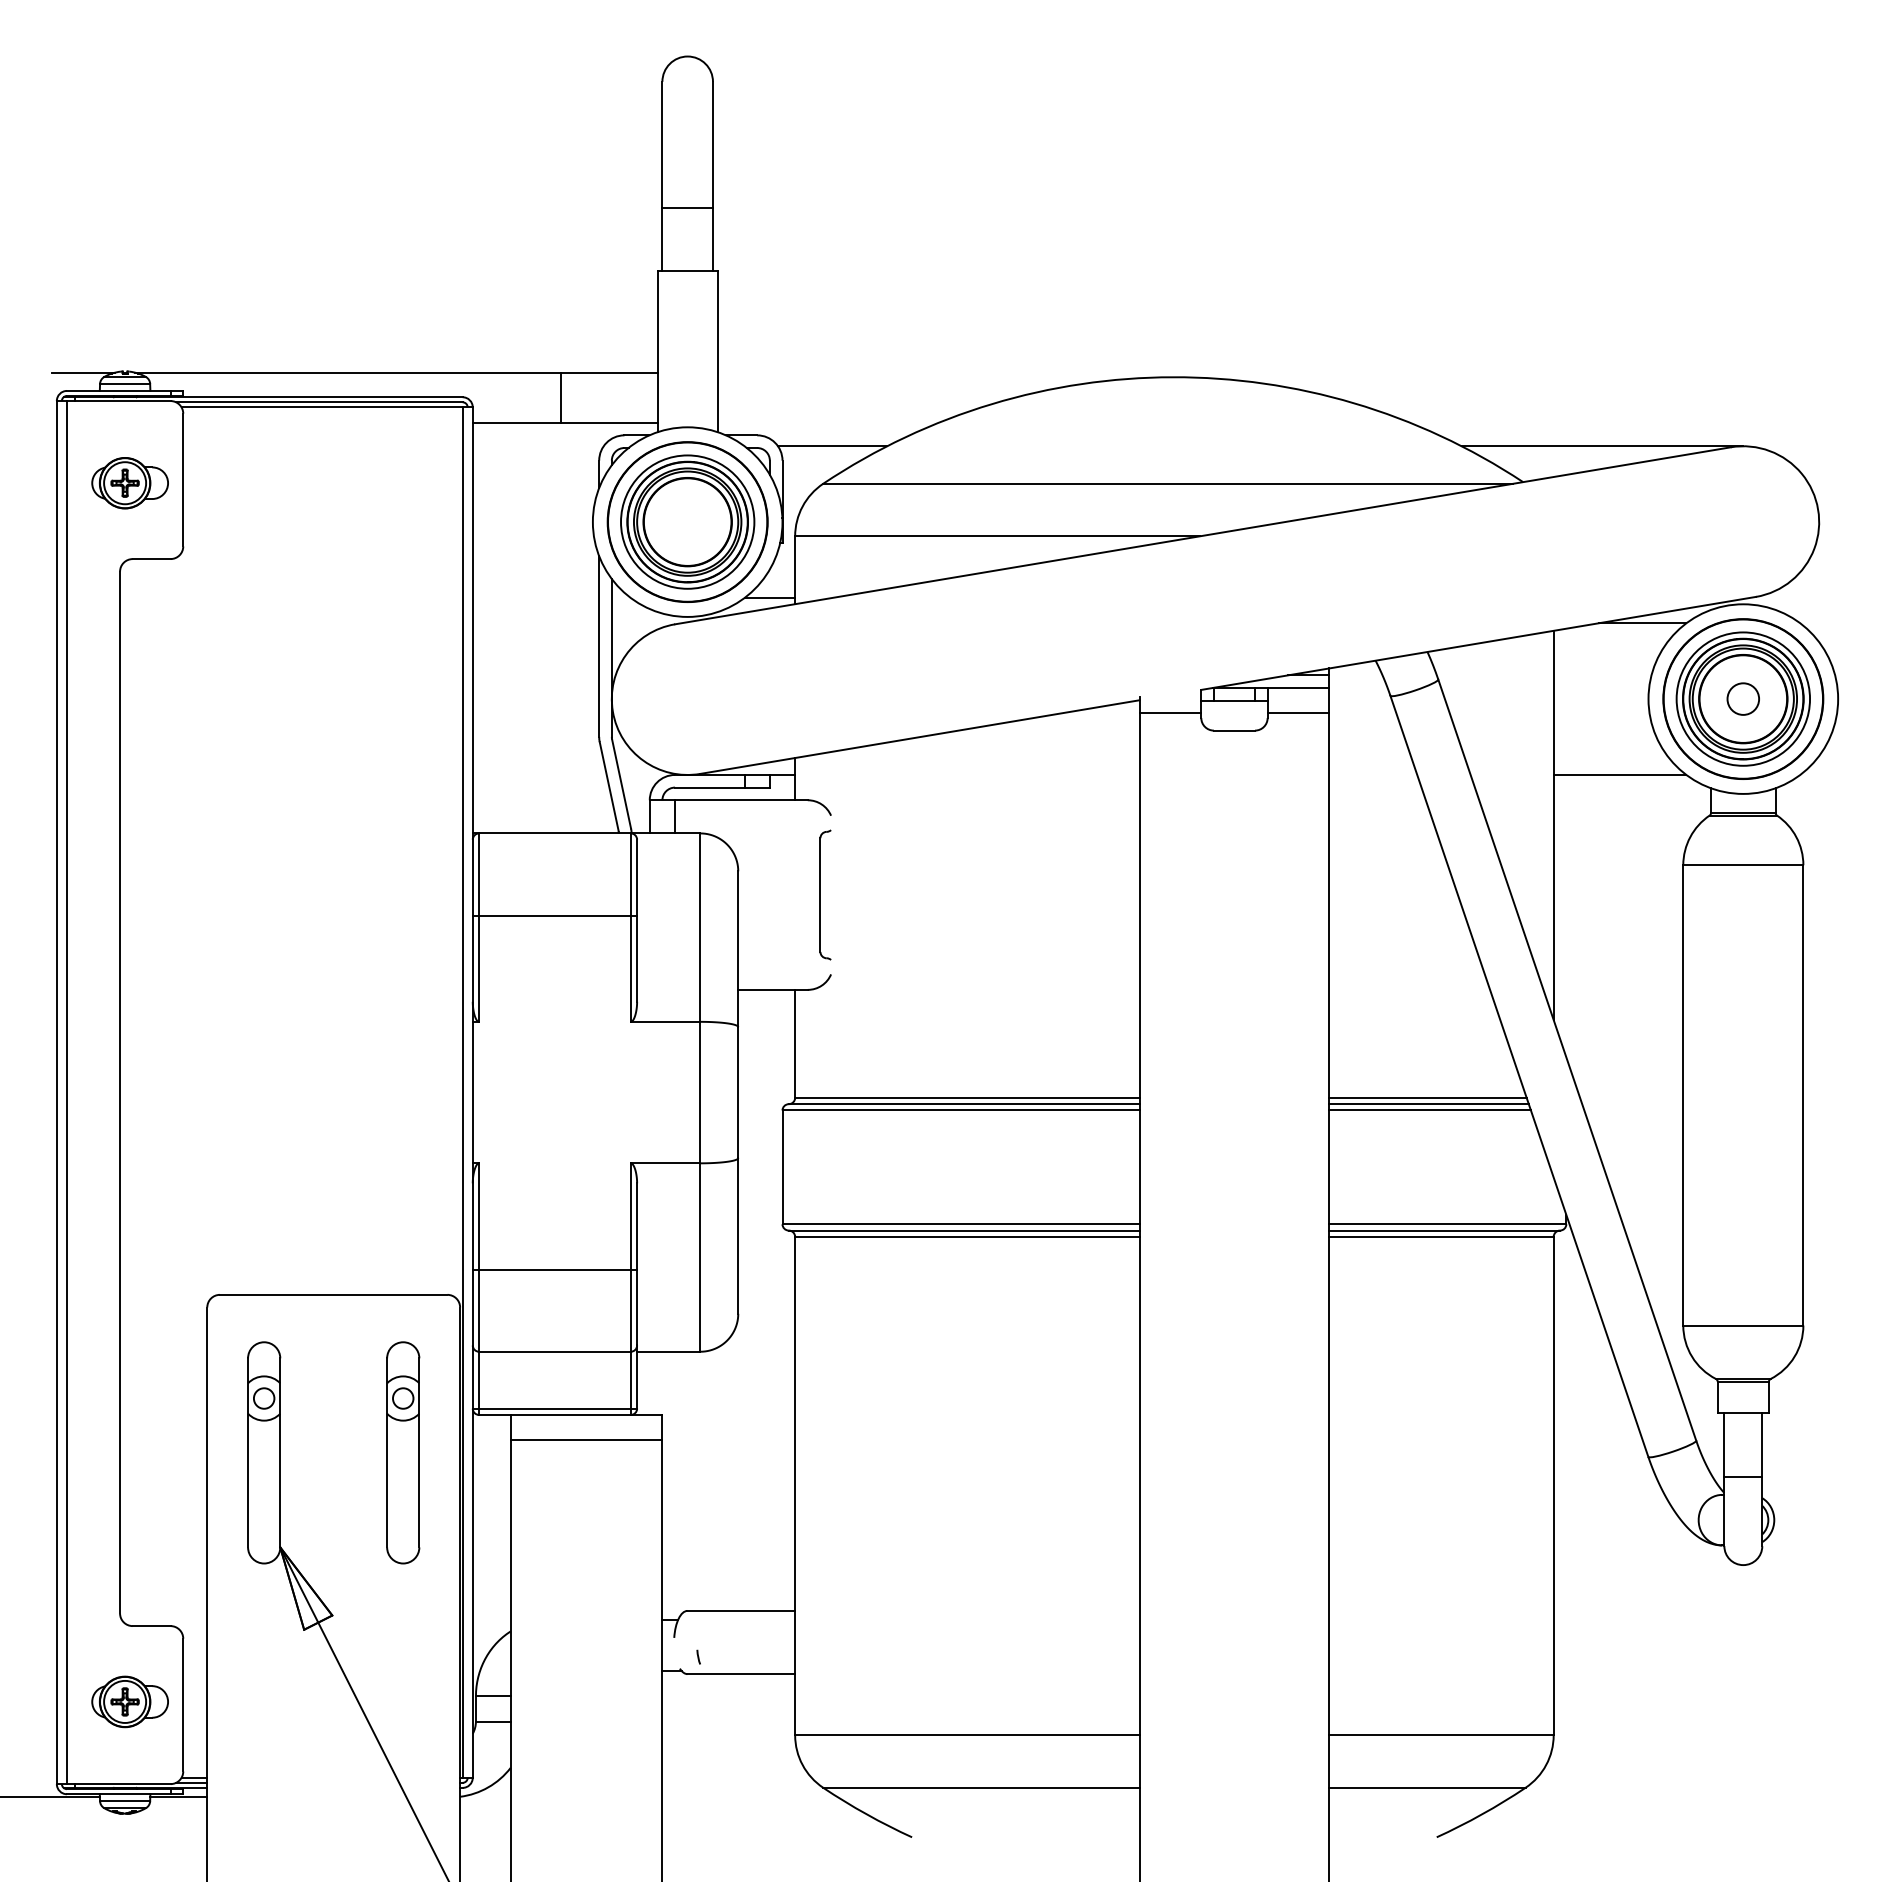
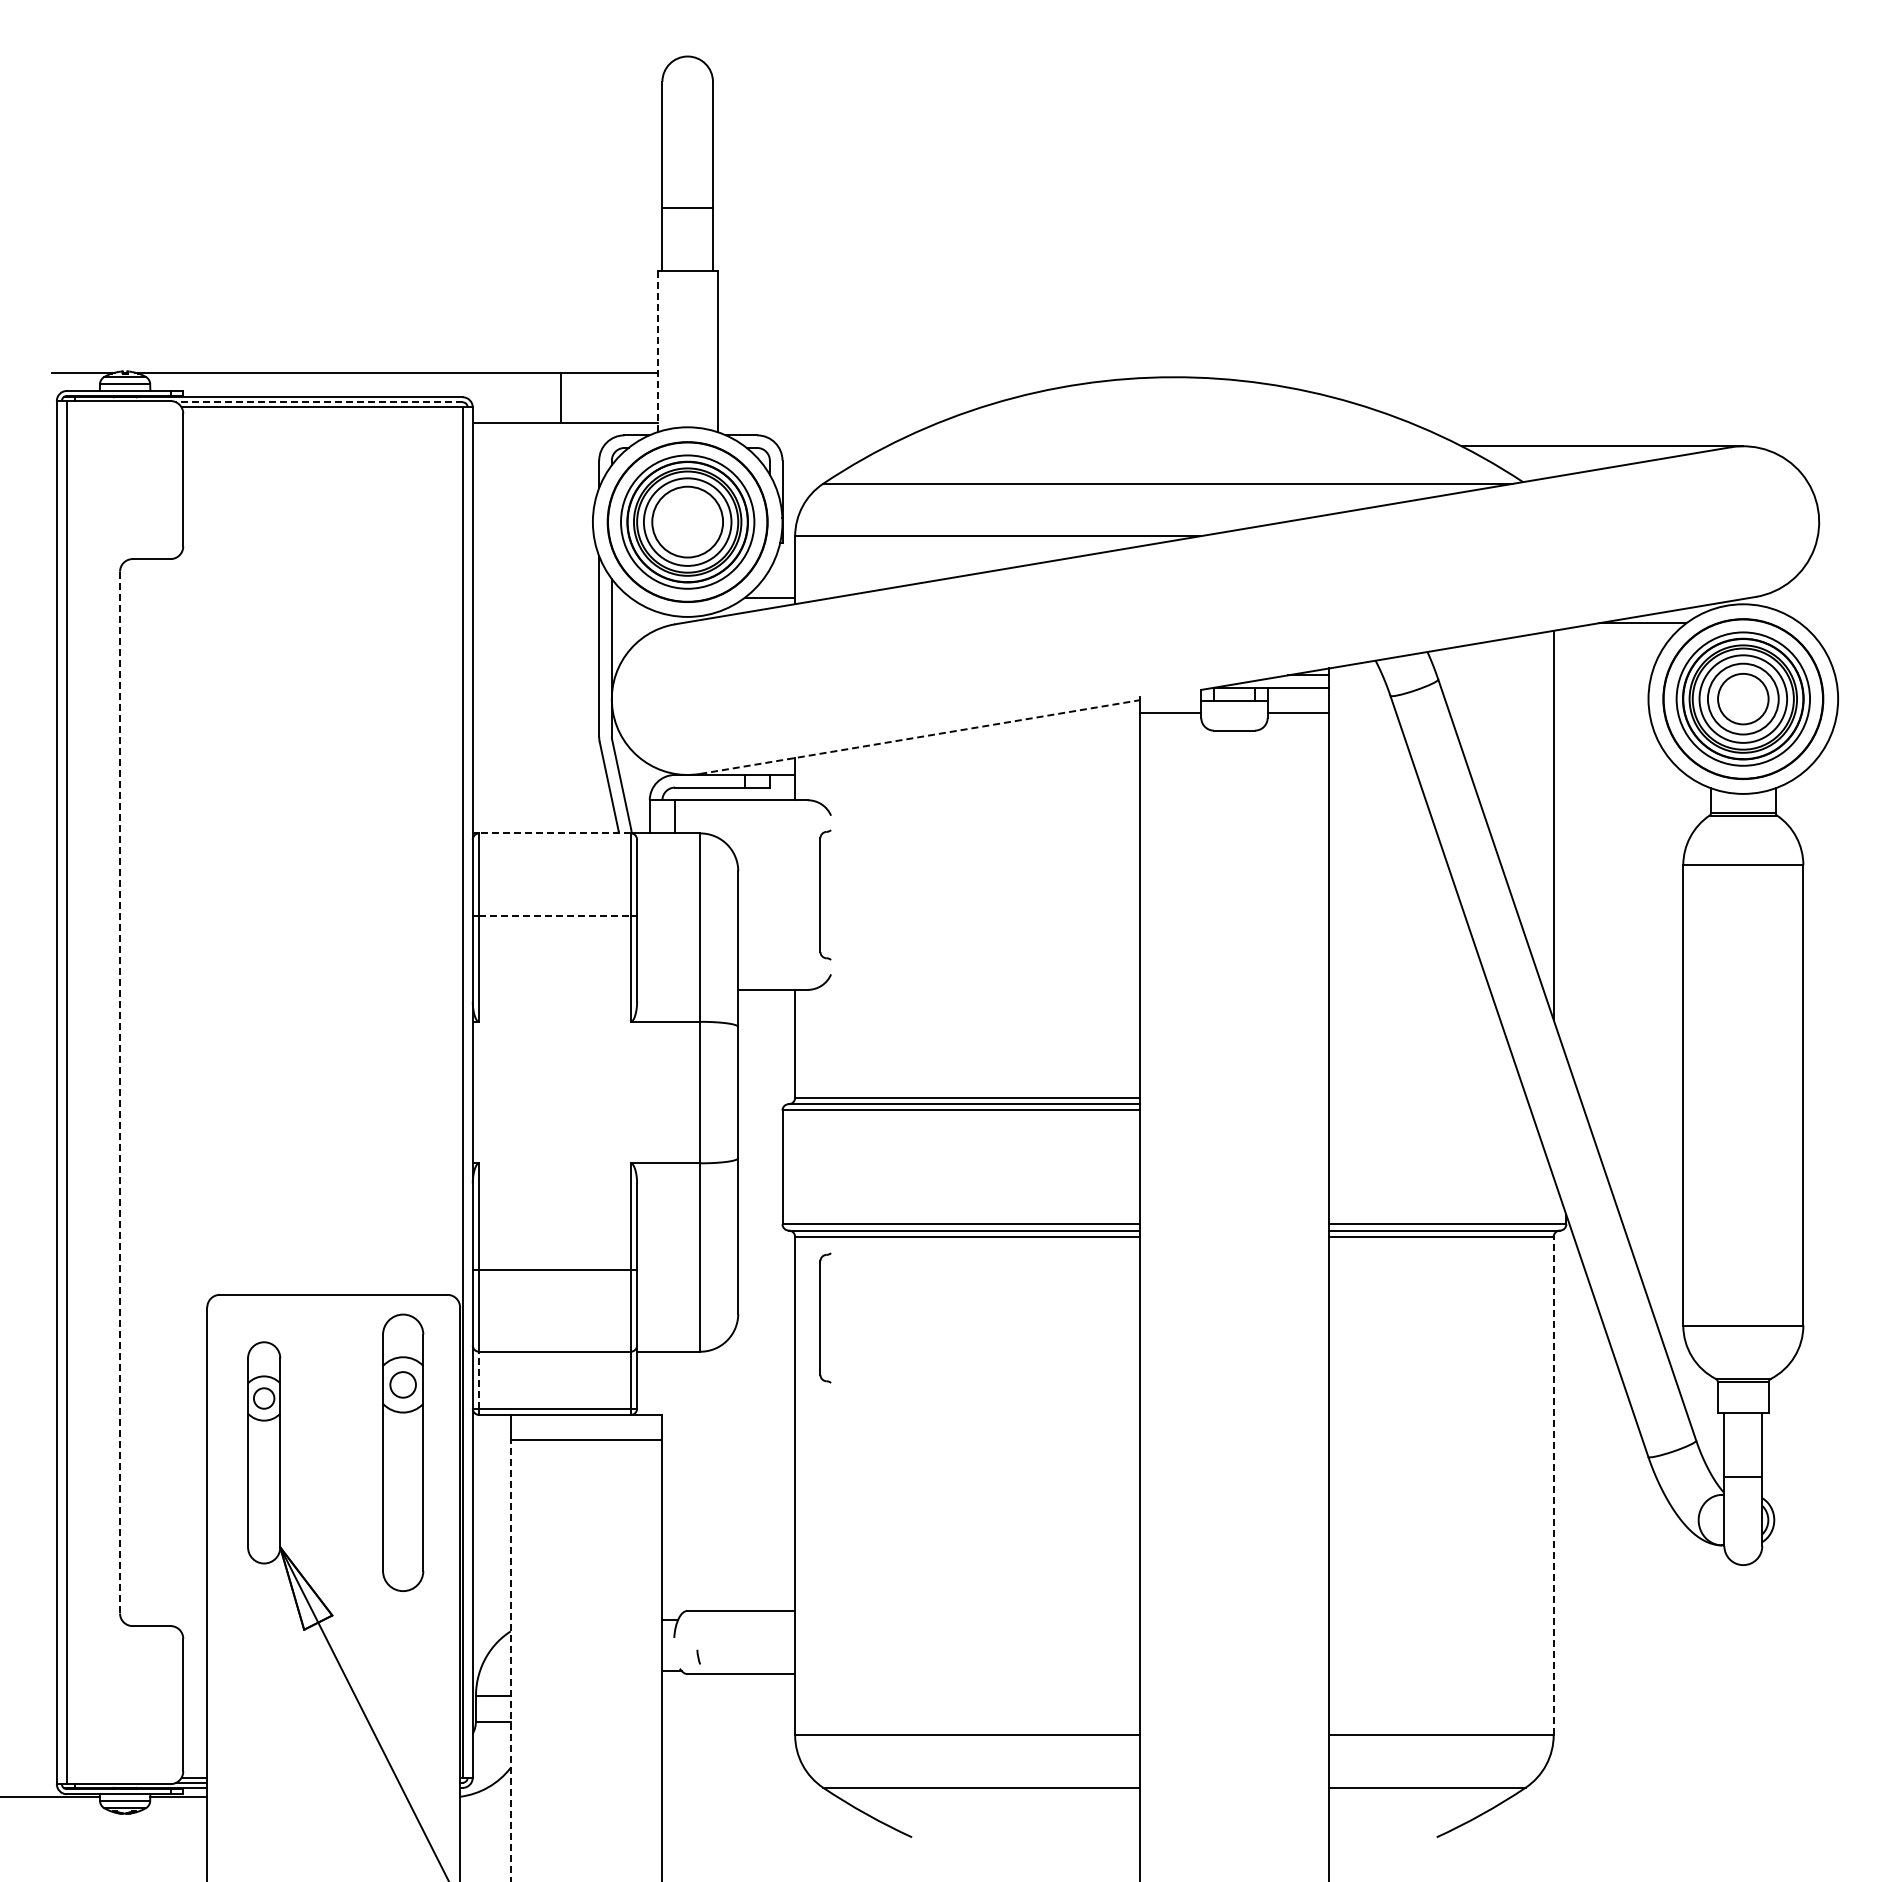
line: solid -> dashed (657, 351)
line: solid -> dashed (318, 402)
line: present -> none (832, 446)
part: present -> none (129, 483)
circle diameter: 88 px -> 71 px (687, 521)
circle diameter: 32 px -> 51 px (1743, 698)
circle diameter: 88 px -> 71 px (1742, 698)
line: solid -> dashed (919, 737)
line: present -> none (1619, 774)
line: solid -> dashed (554, 833)
line: solid -> dashed (554, 915)
line: solid -> dashed (120, 1092)
line: present -> none (1427, 1097)
line: present -> none (1428, 1104)
line: present -> none (1429, 1110)
part: none -> present (825, 1317)
line: solid -> dashed (479, 1379)
part size: 35x224 px -> 43x279 px (403, 1452)
line: solid -> dashed (1553, 1485)
line: solid -> dashed (510, 1660)
part: present -> none (129, 1701)
